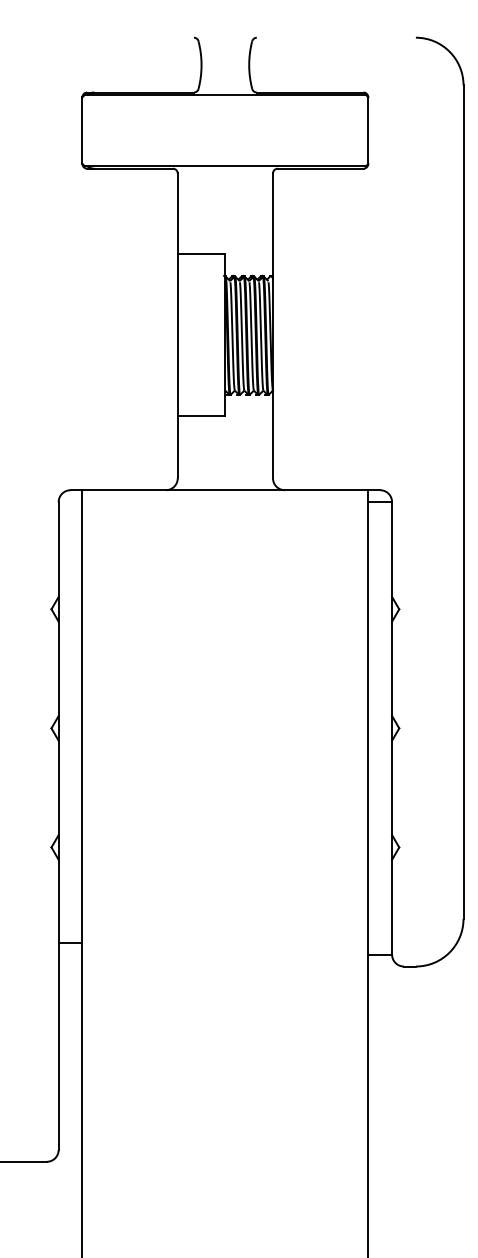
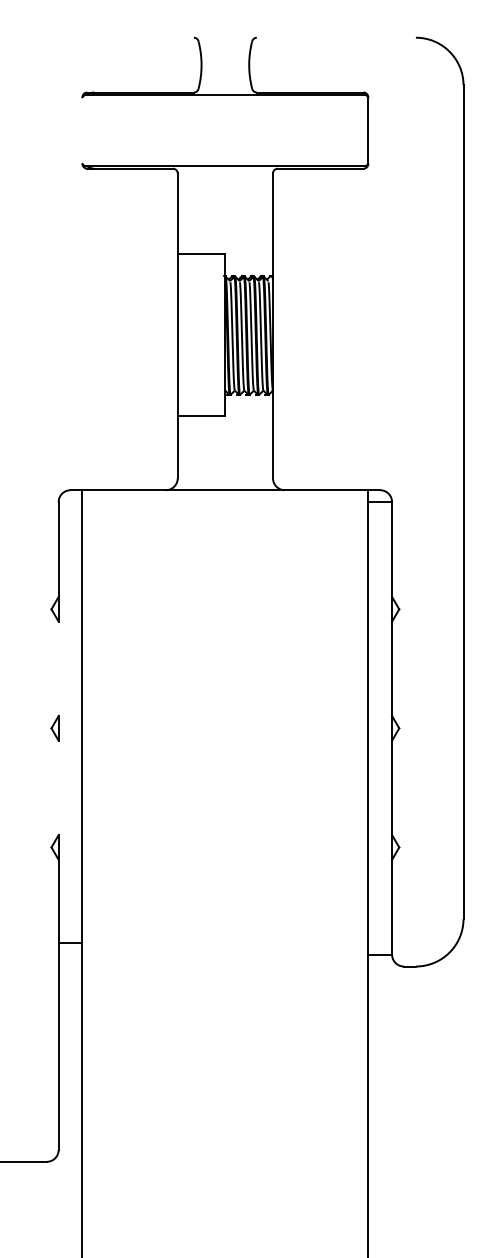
line: present -> none (82, 130)
line: present -> none (58, 668)
line: present -> none (58, 787)
